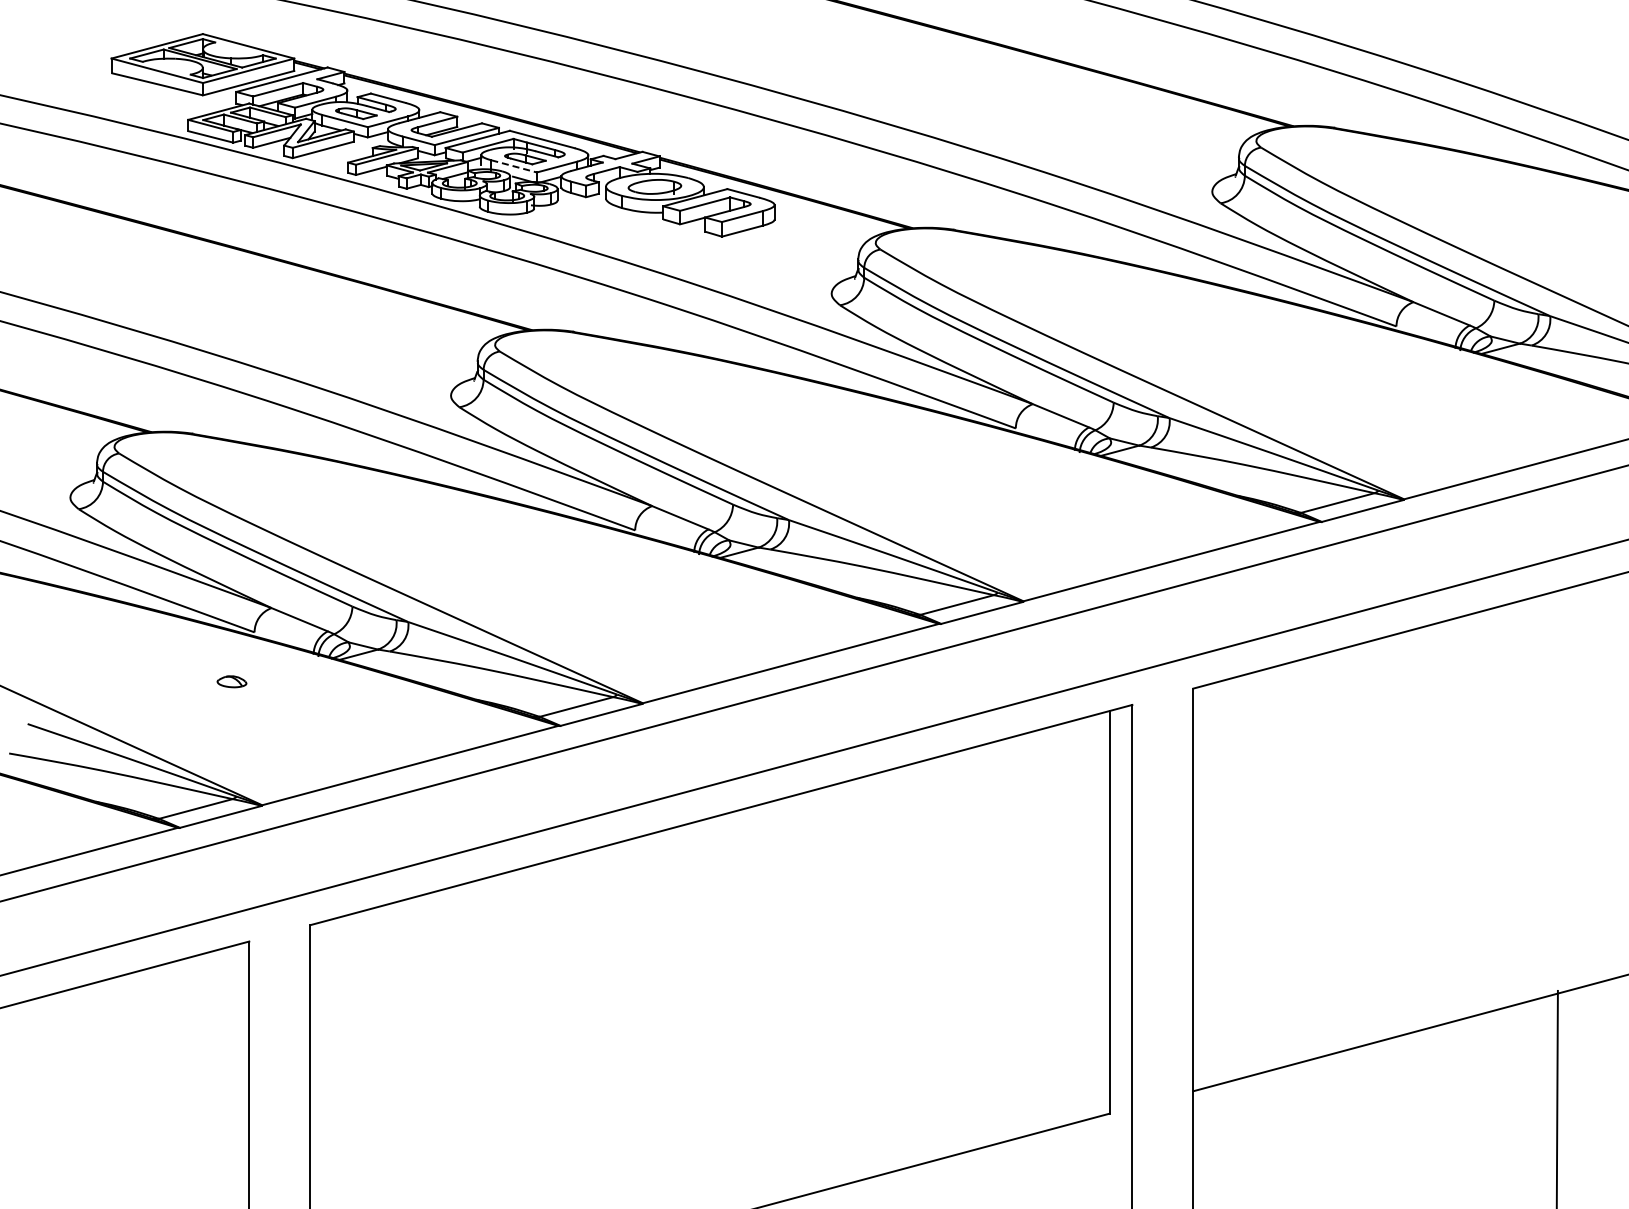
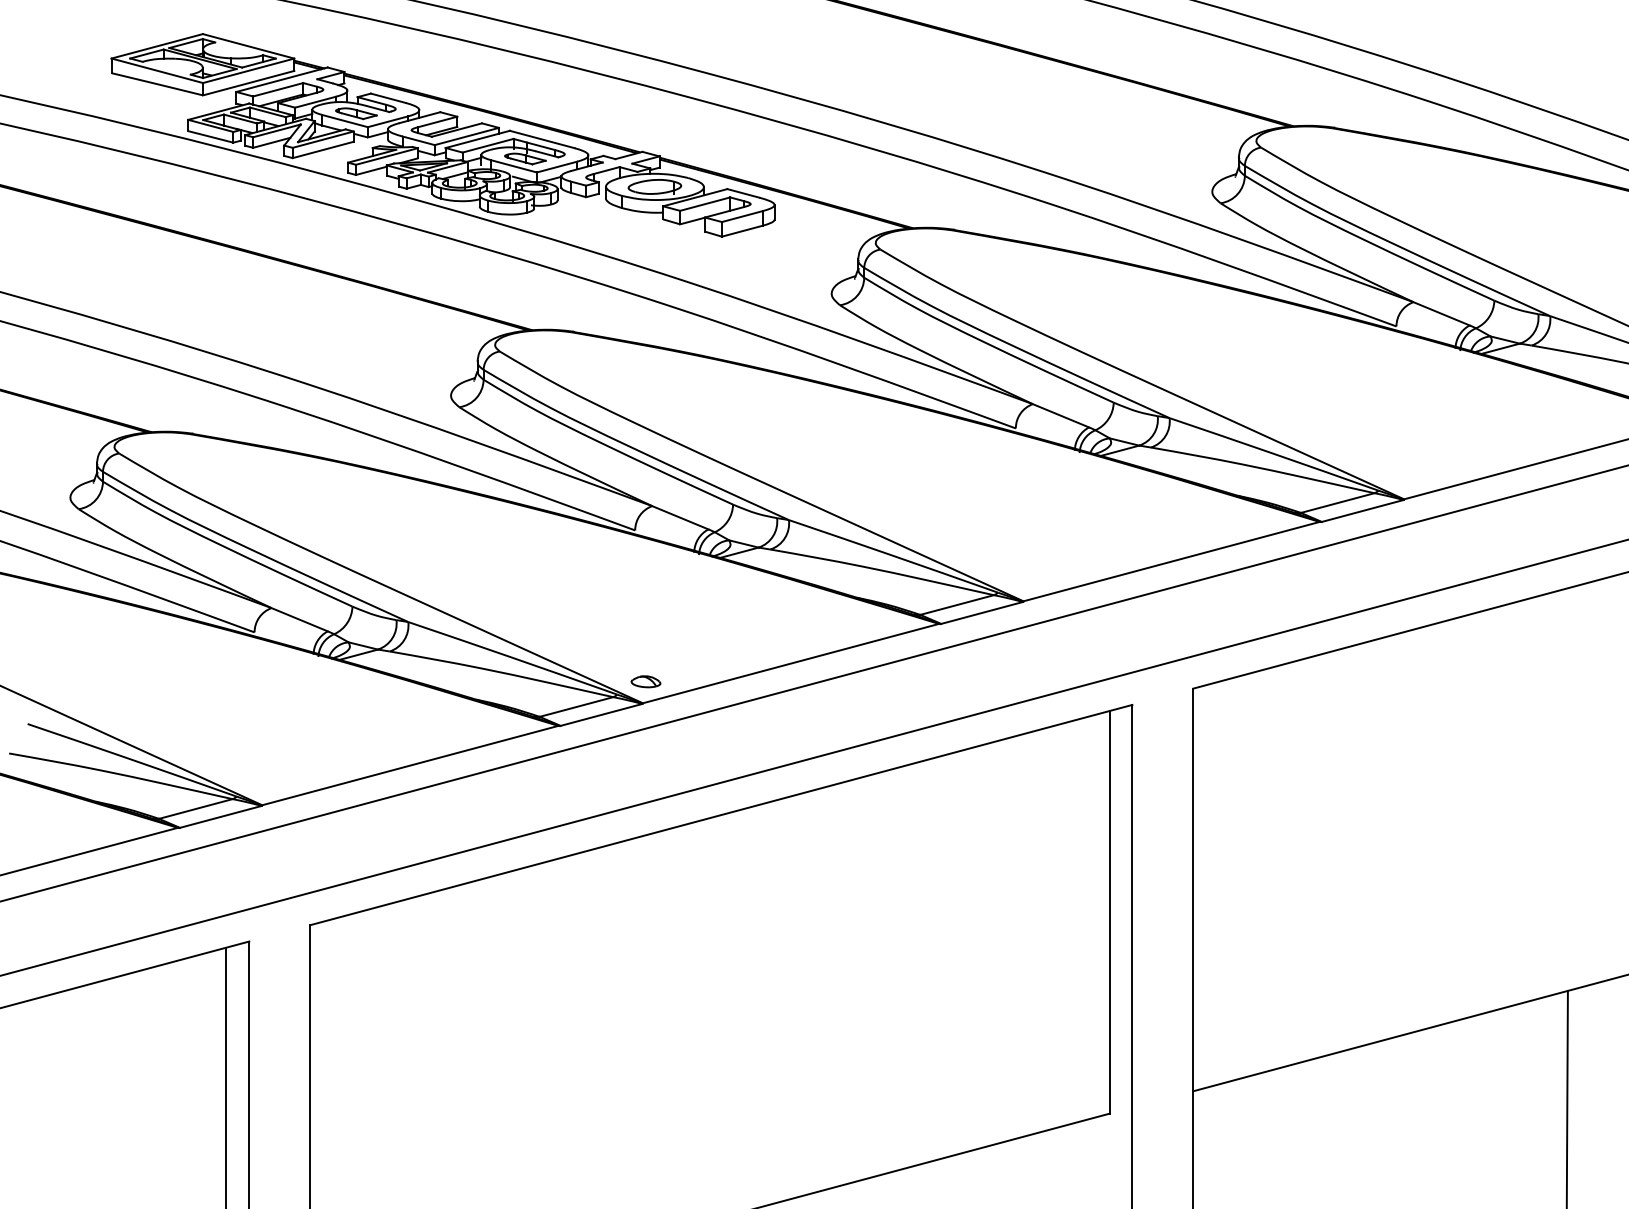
line: dashed -> solid (514, 166)
part position: (231, 681) -> (645, 681) (645, 681)
line: none -> present (226, 1076)
line position: (1556, 1097) -> (1566, 1097) (1566, 1097)
